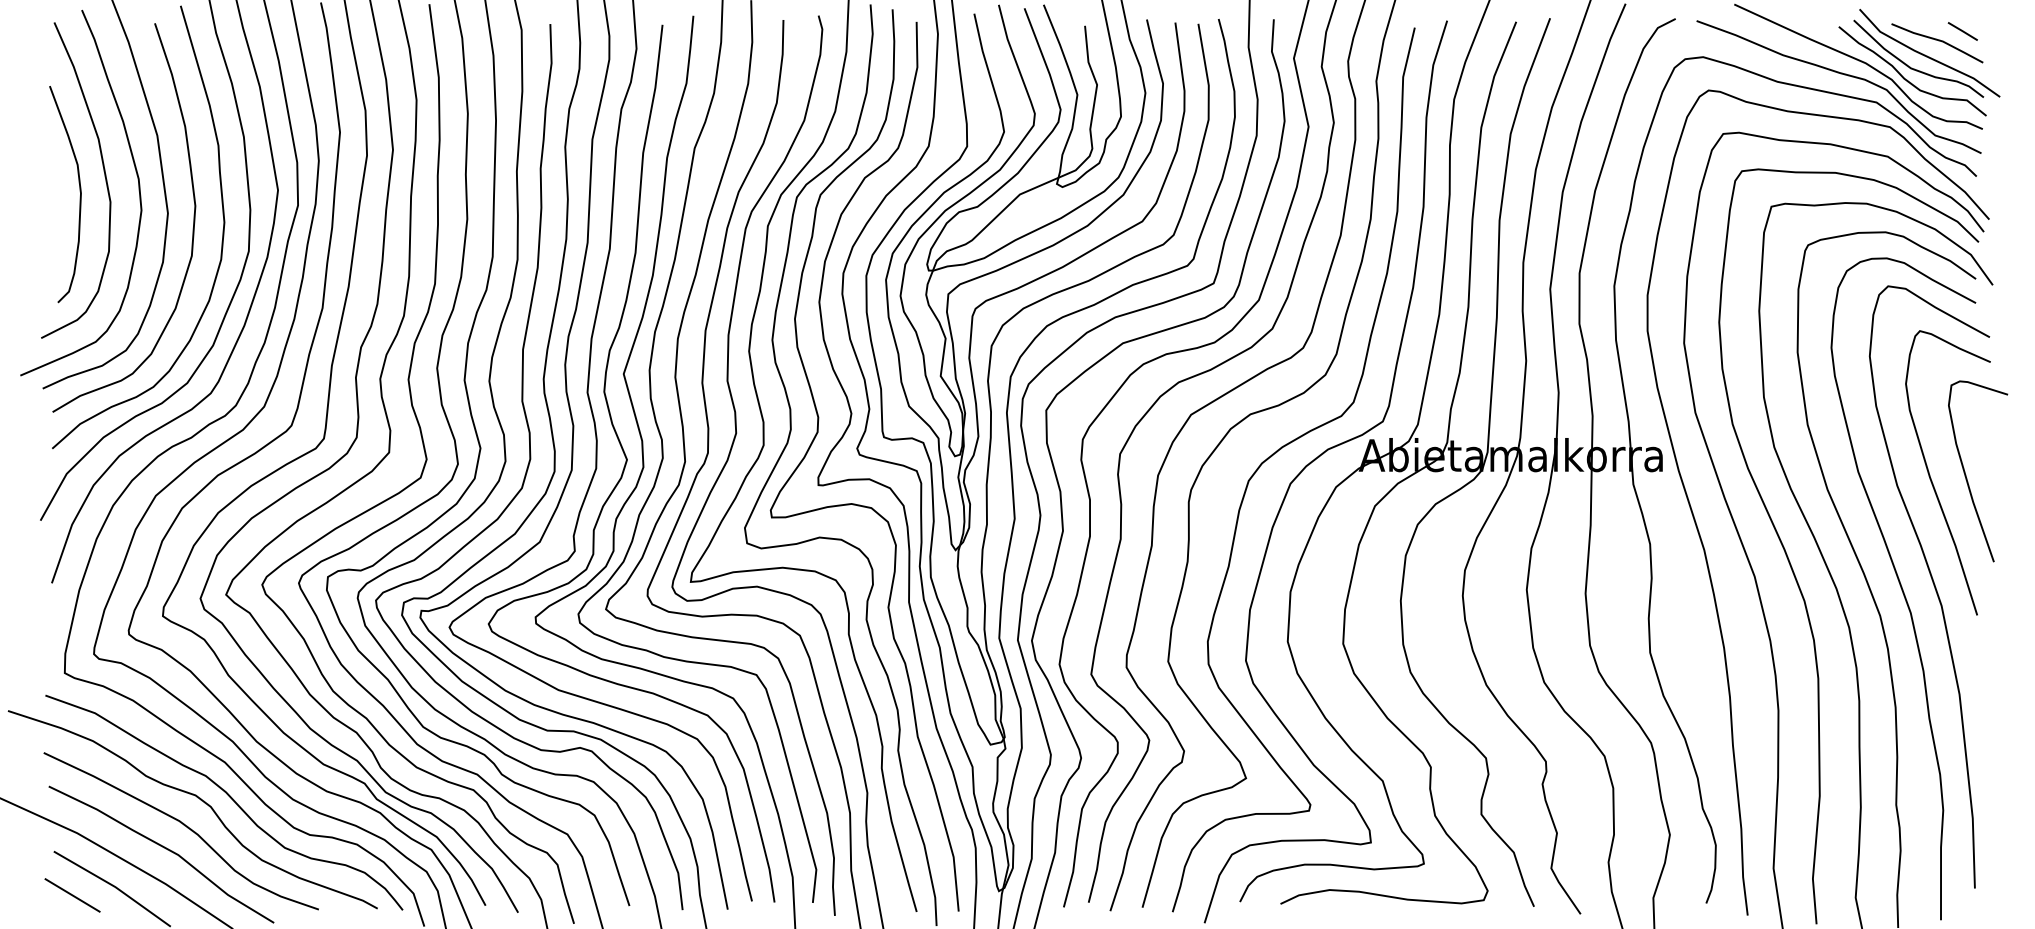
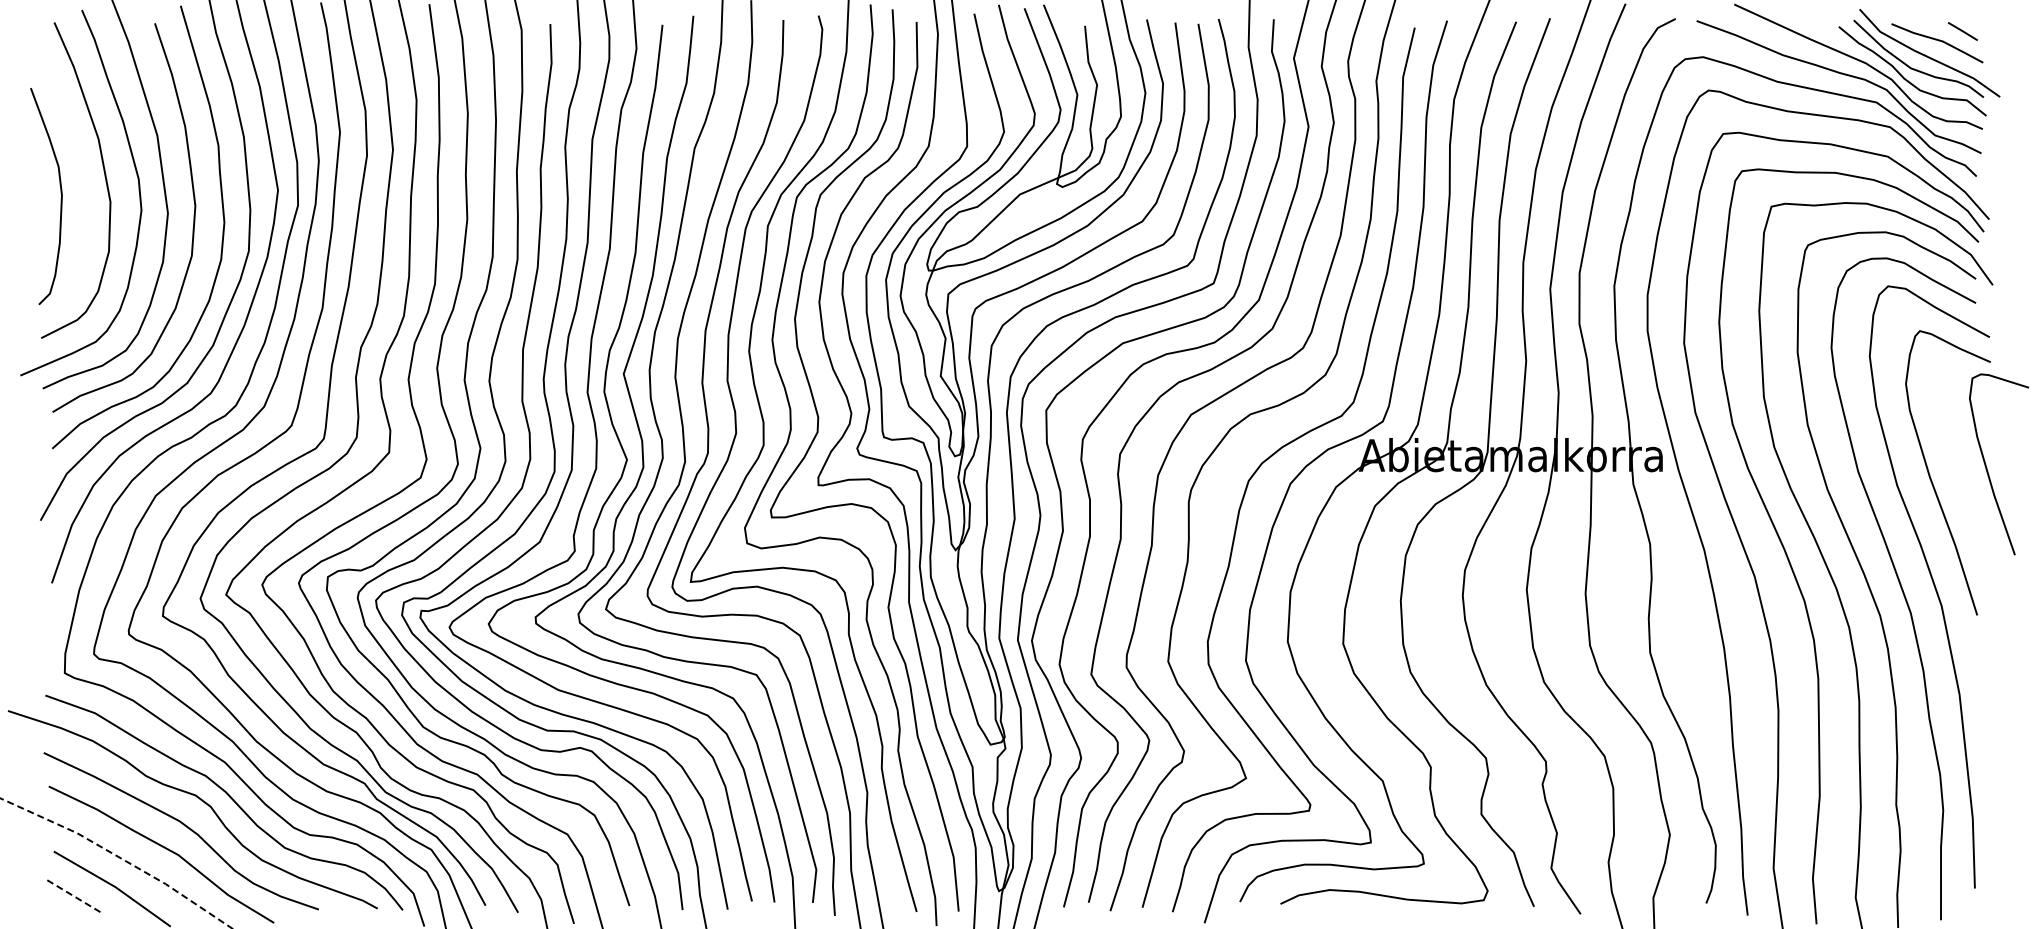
curve position: (79, 191) -> (60, 193) (60, 193)
curve position: (1966, 474) -> (1987, 467) (1987, 467)
line: solid -> dashed (119, 857)
line: solid -> dashed (72, 895)
